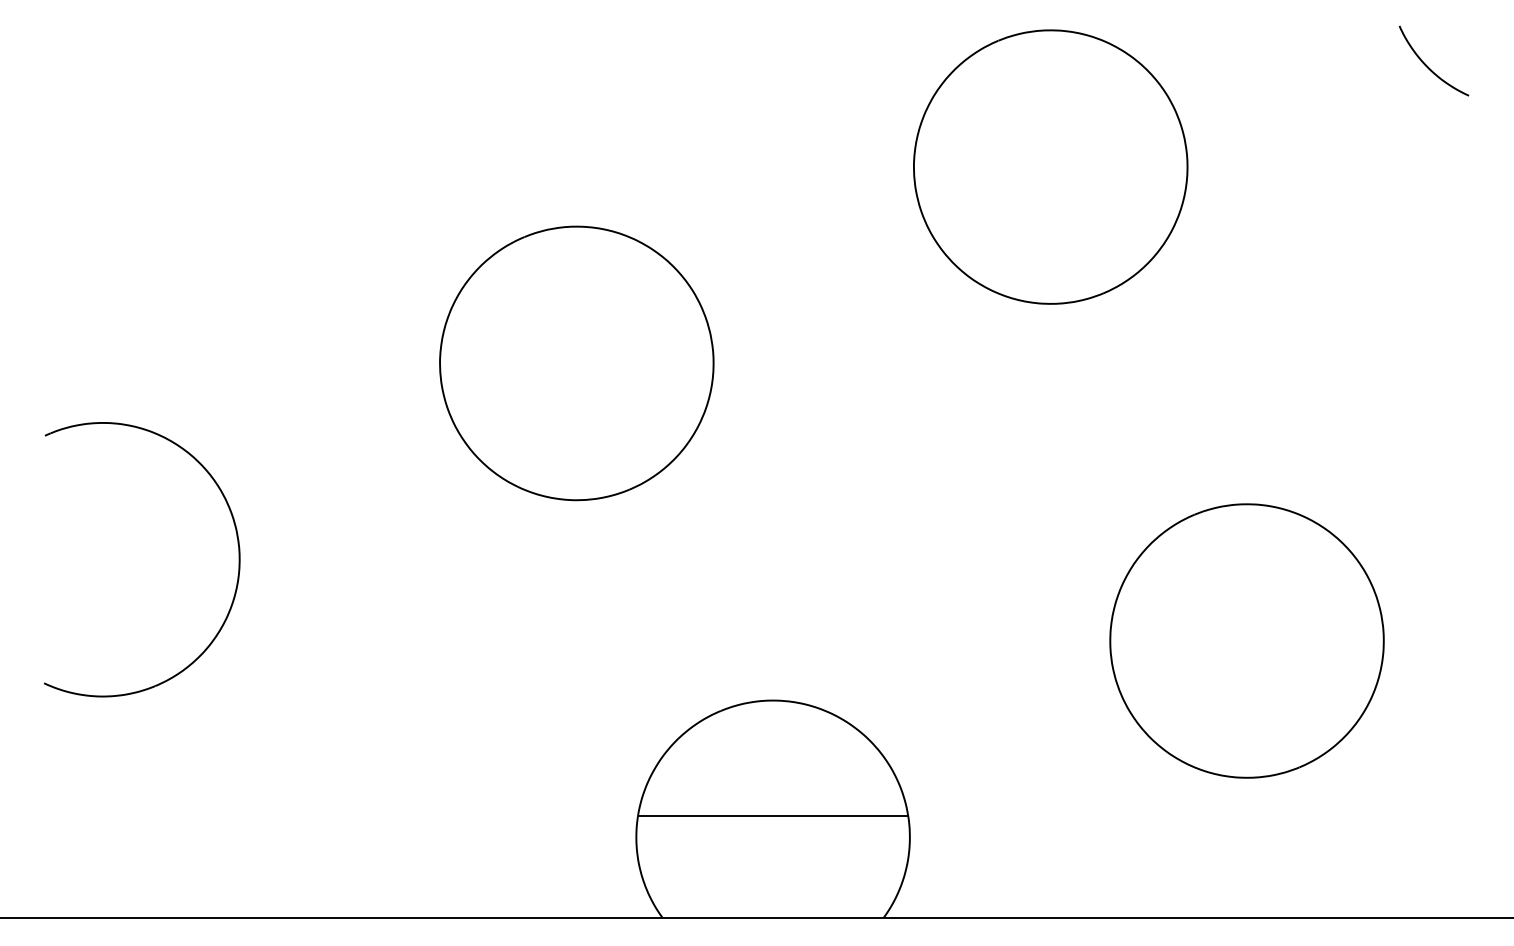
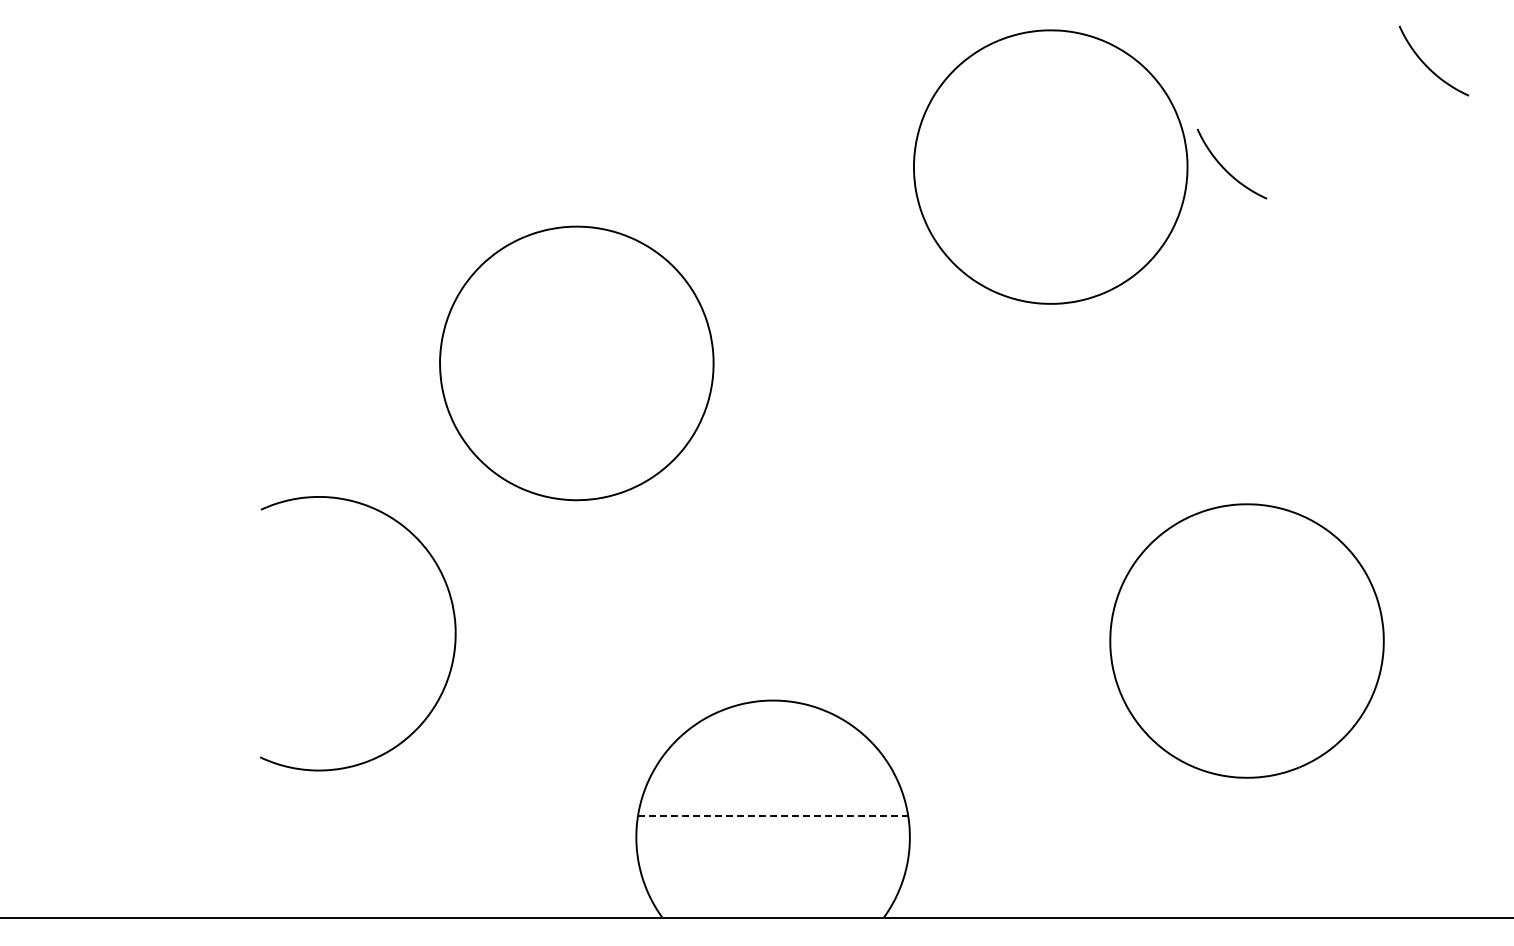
curve: none -> present (1225, 168)
part position: (238, 559) -> (454, 633) (454, 633)
line: solid -> dashed (773, 816)
